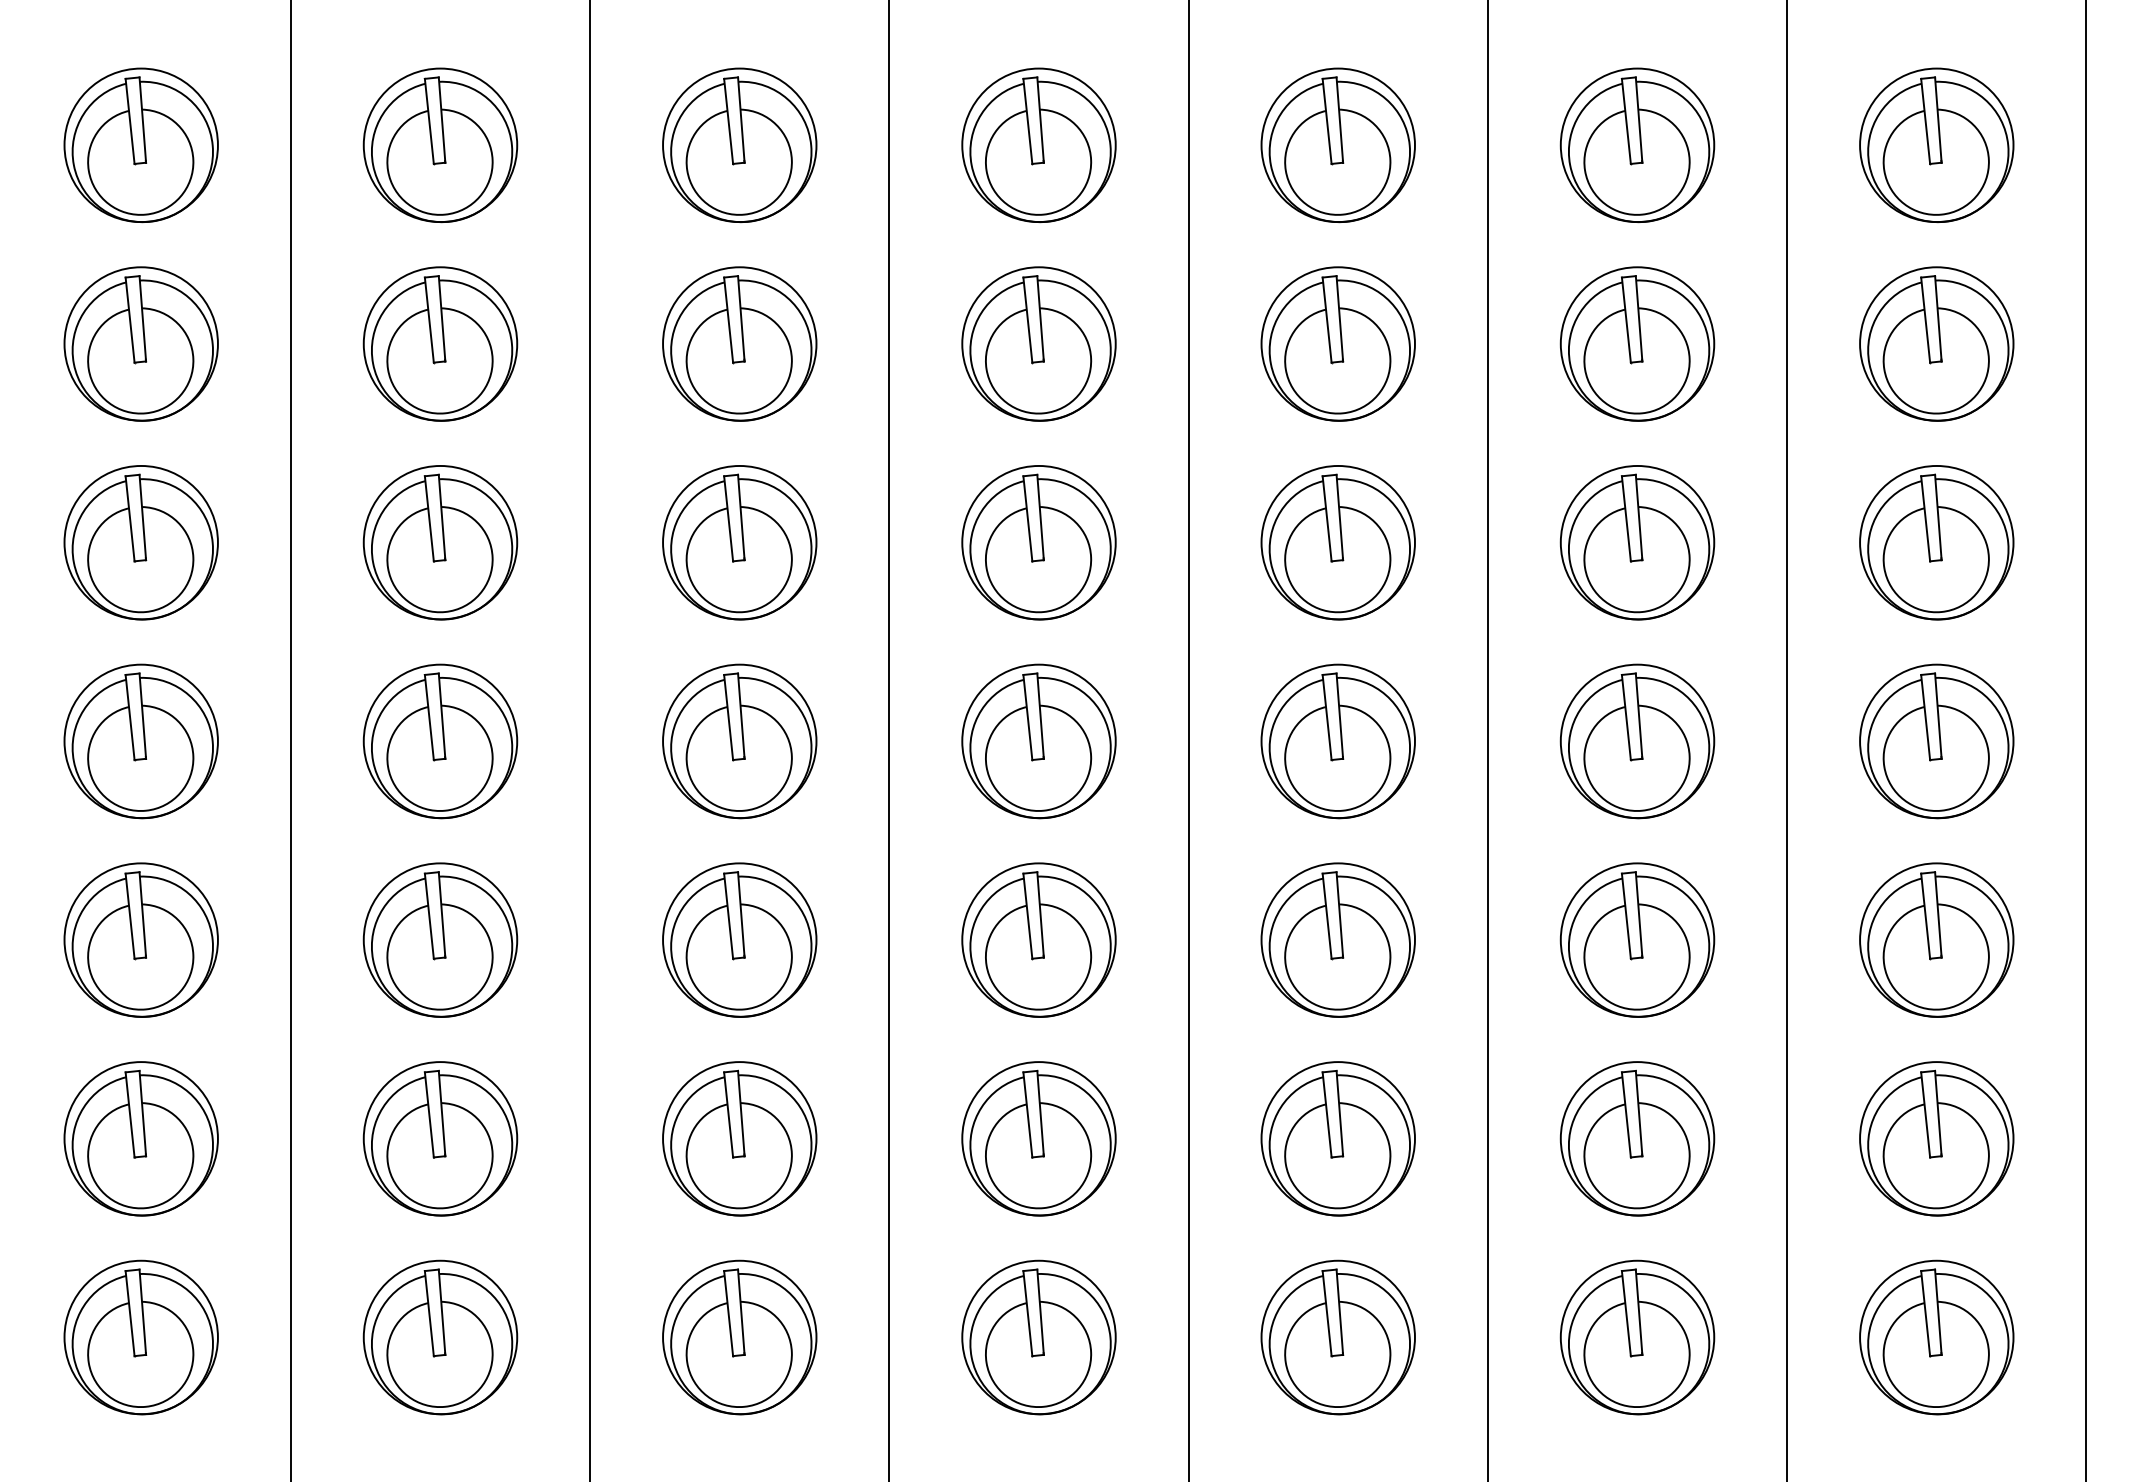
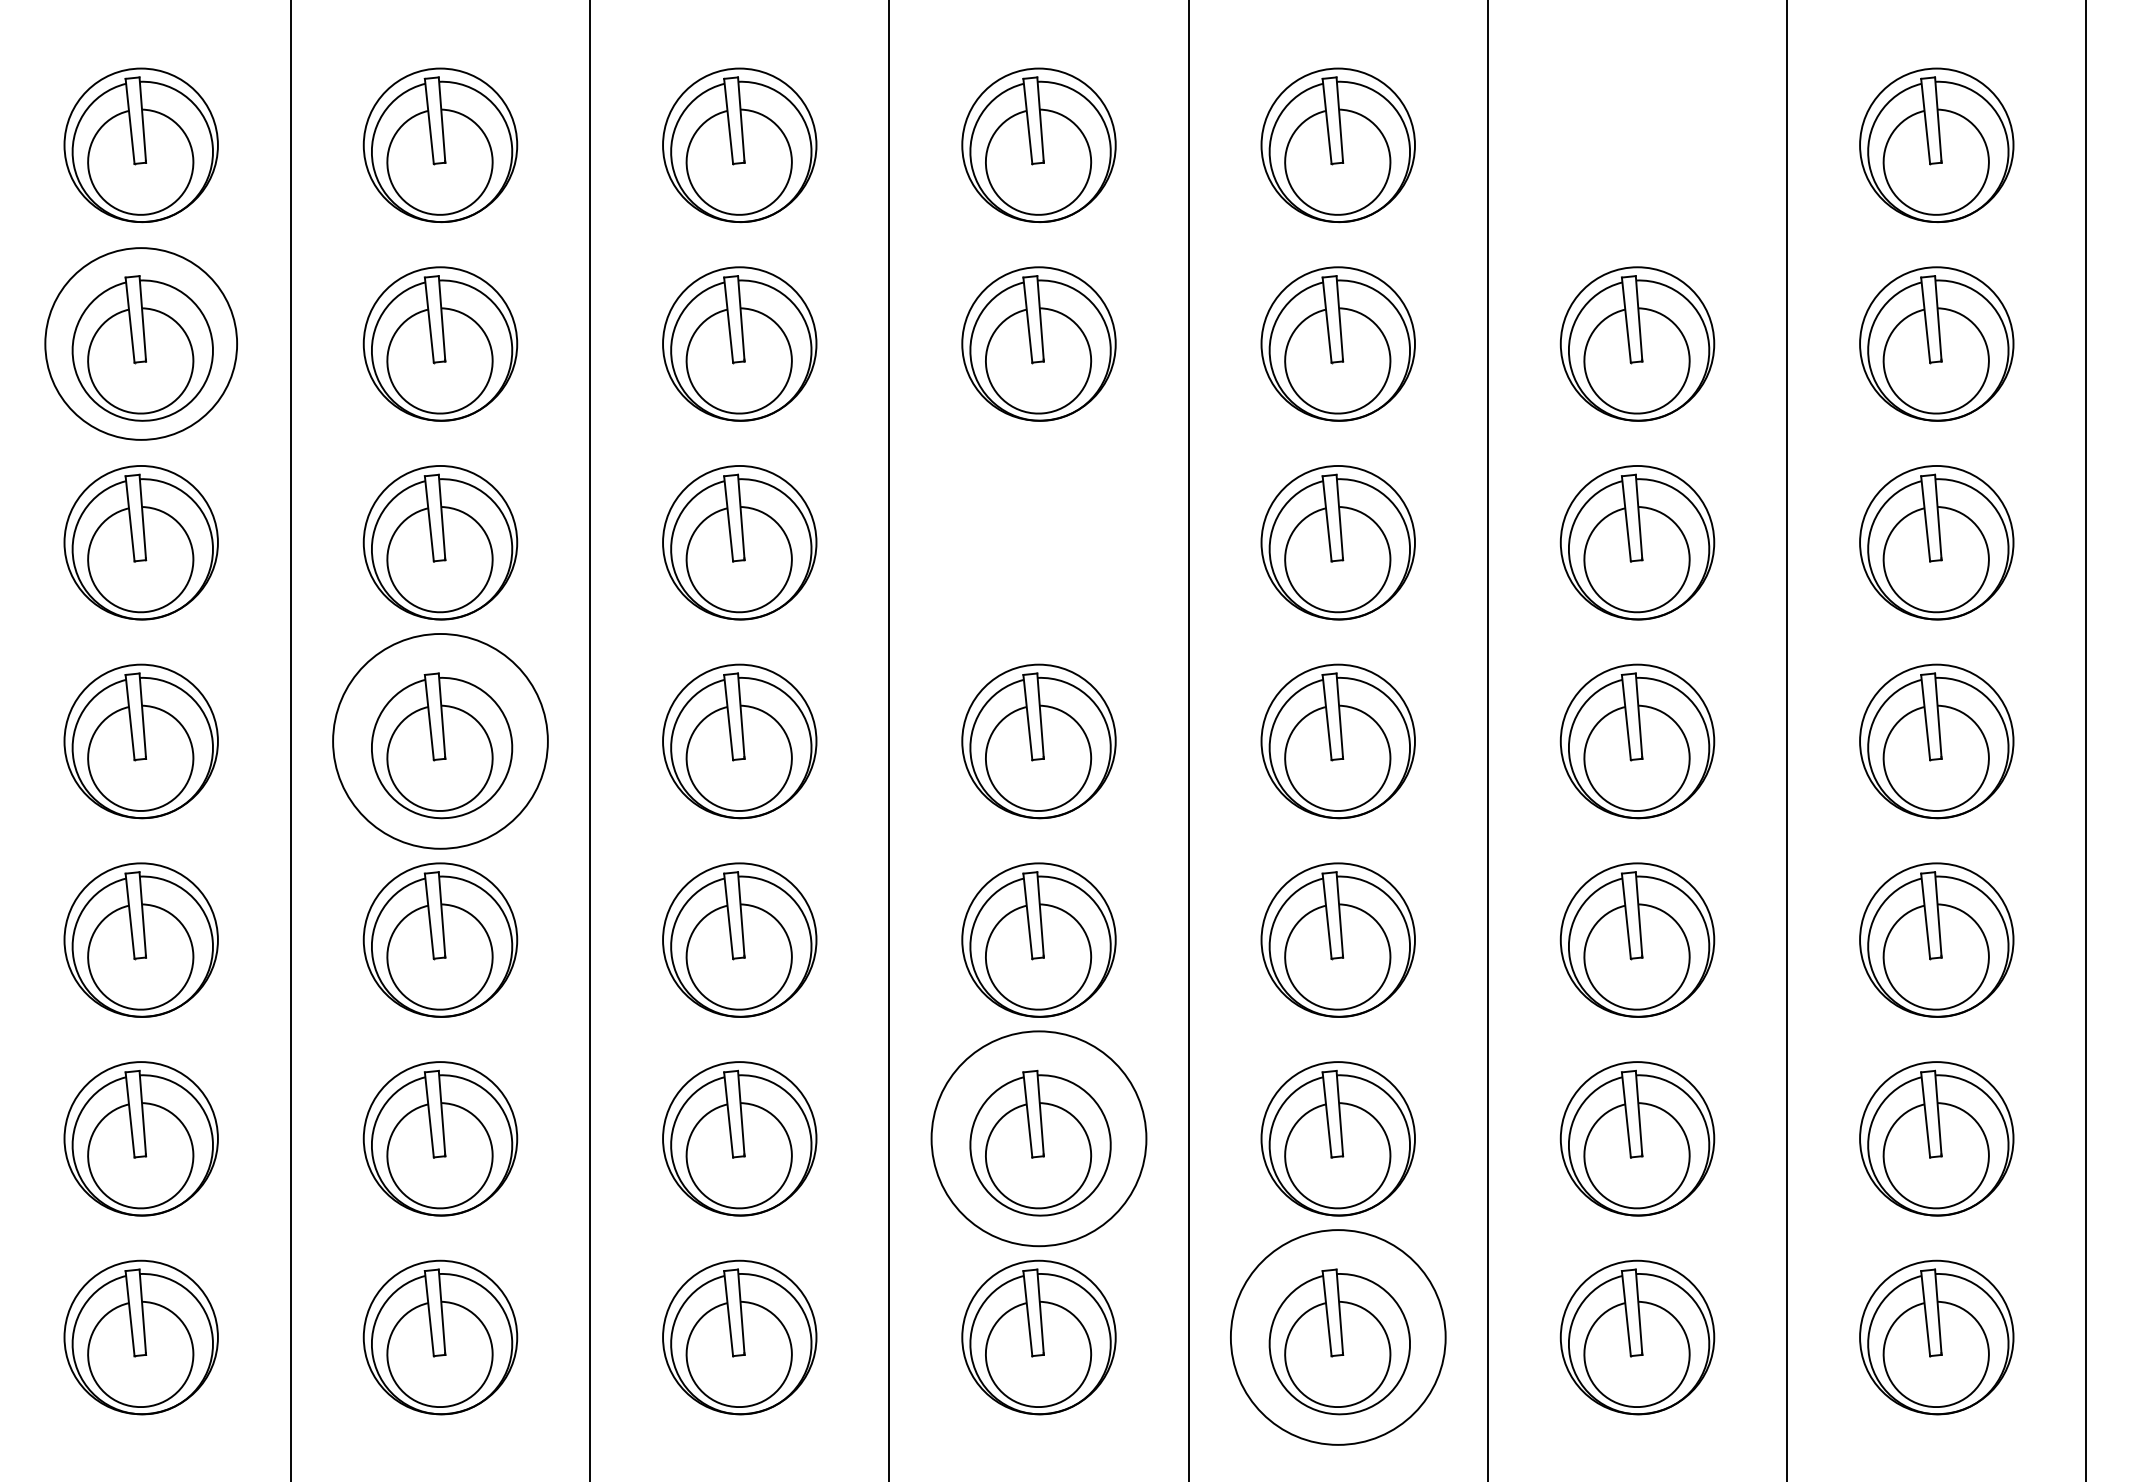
part: present -> none (1637, 145)
circle diameter: 153 px -> 192 px (141, 343)
part: present -> none (1038, 542)
circle diameter: 153 px -> 215 px (440, 740)
circle diameter: 153 px -> 215 px (1038, 1138)
circle diameter: 153 px -> 215 px (1337, 1337)
